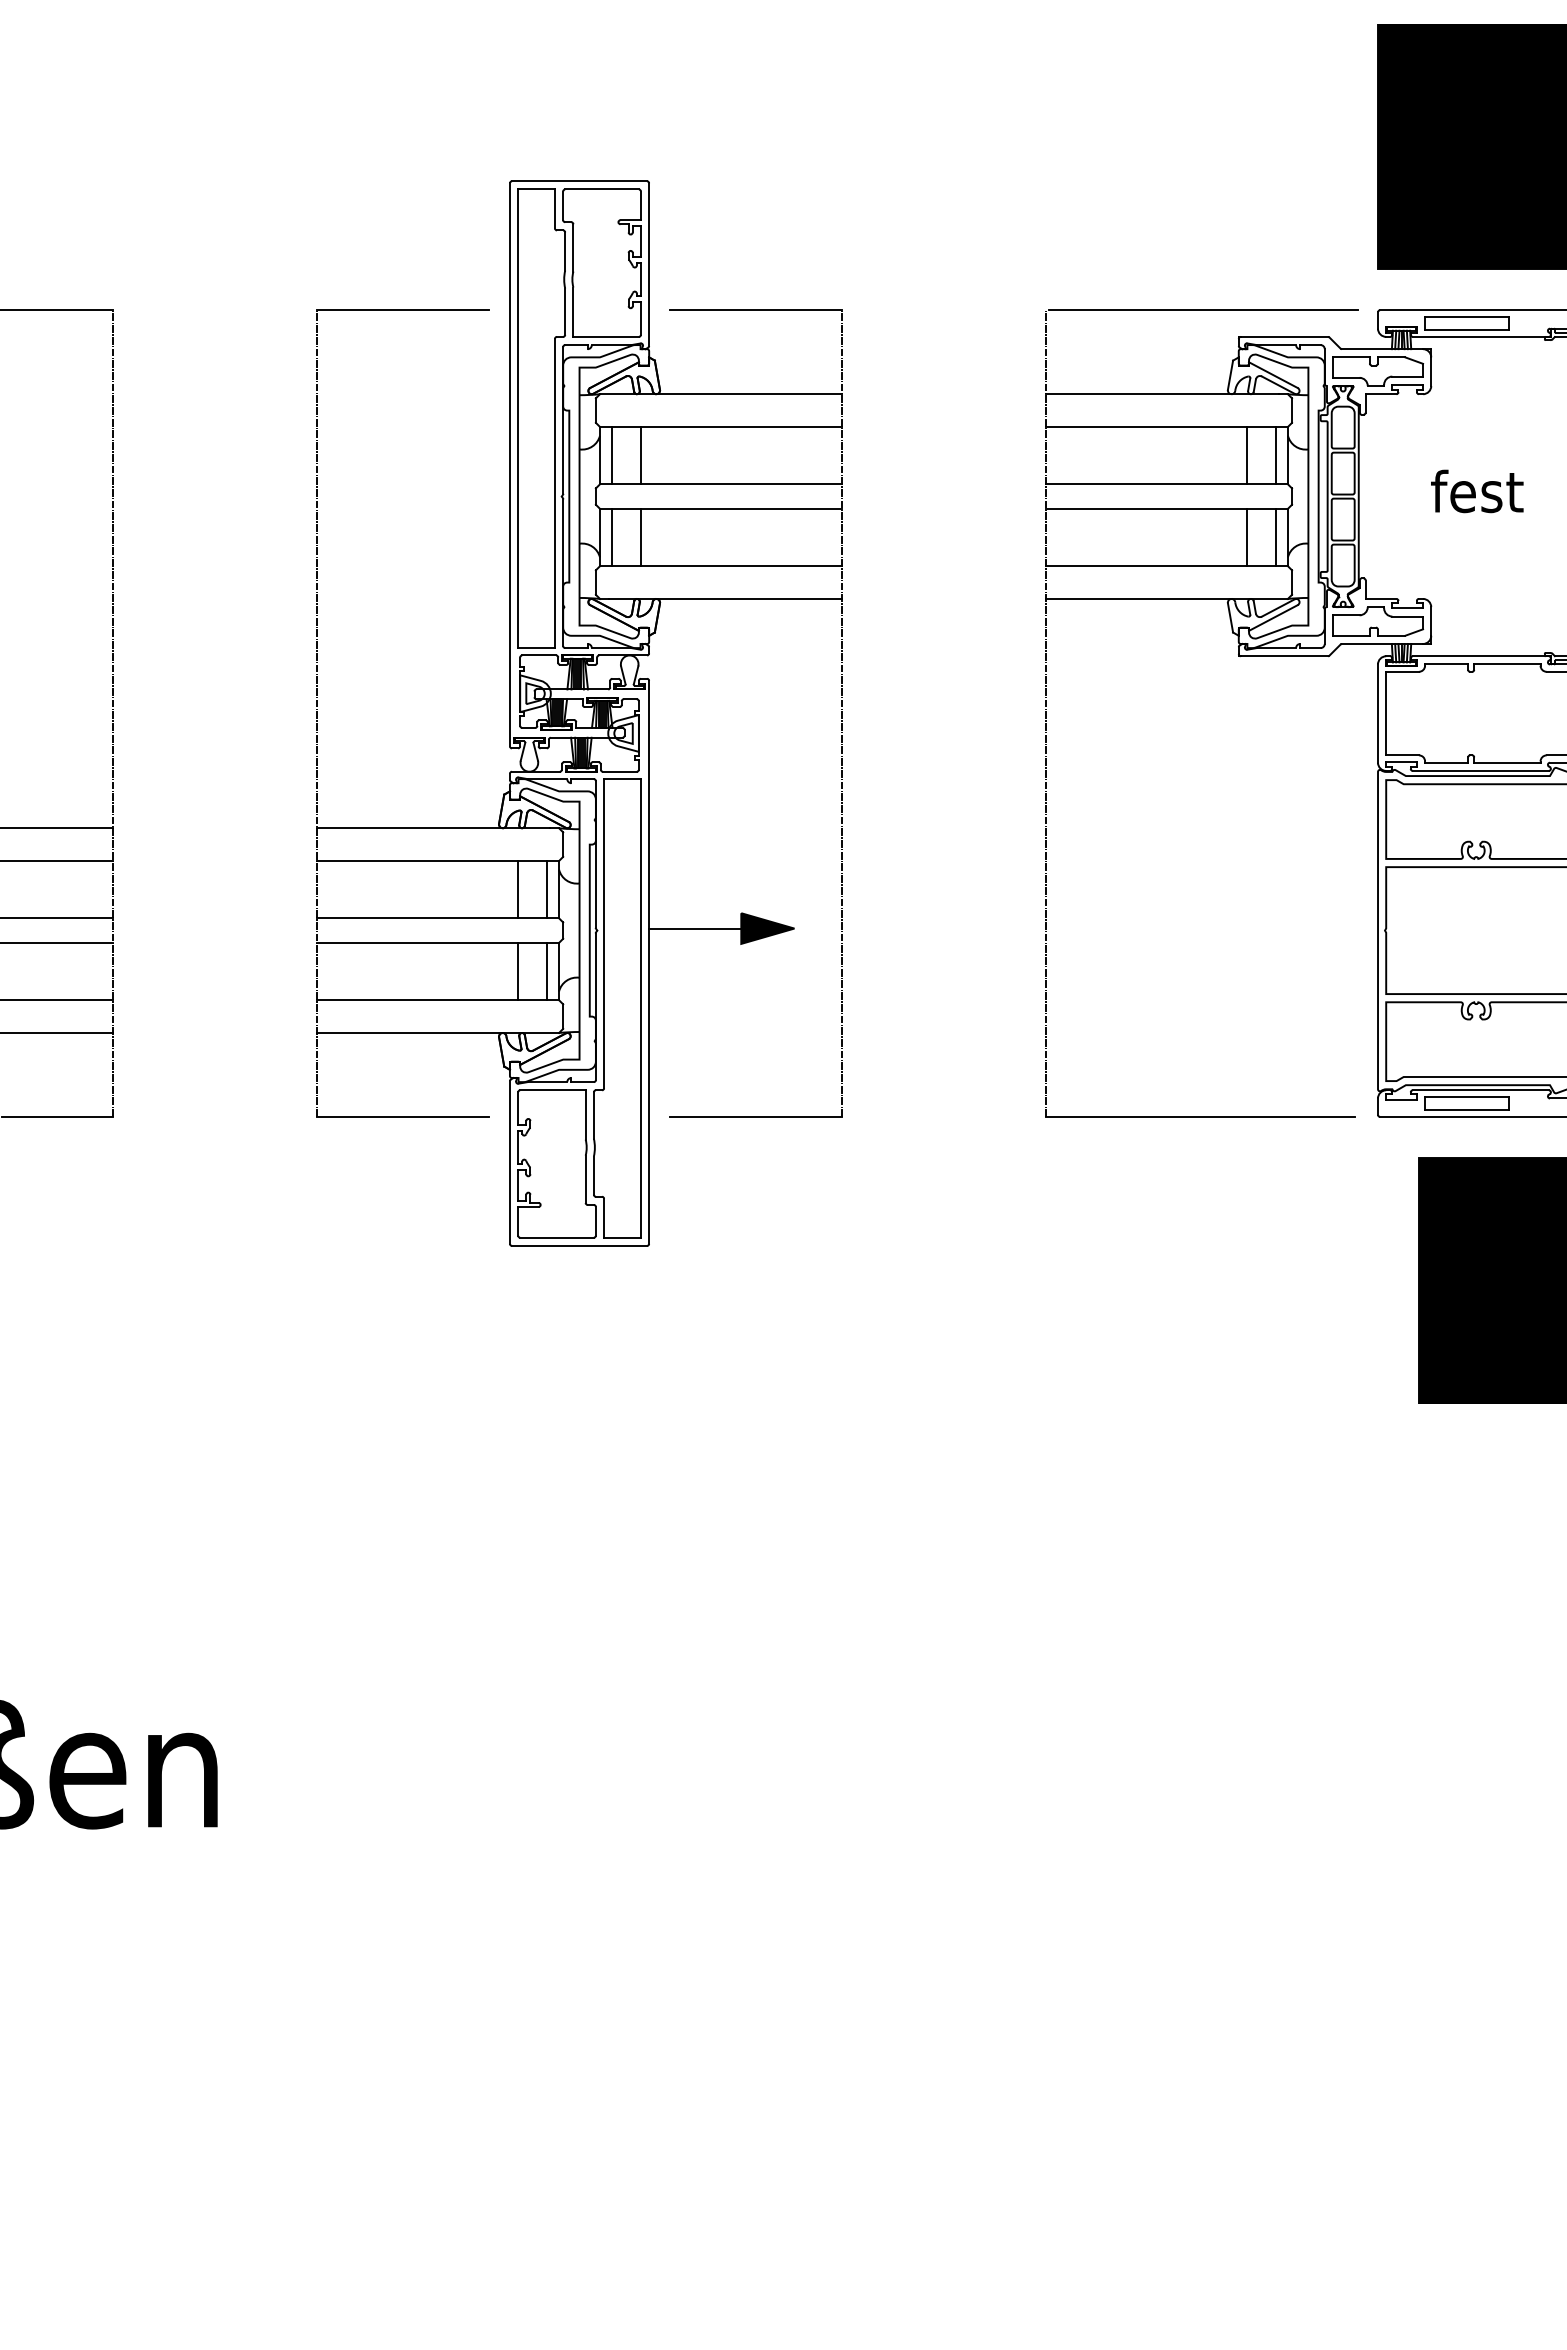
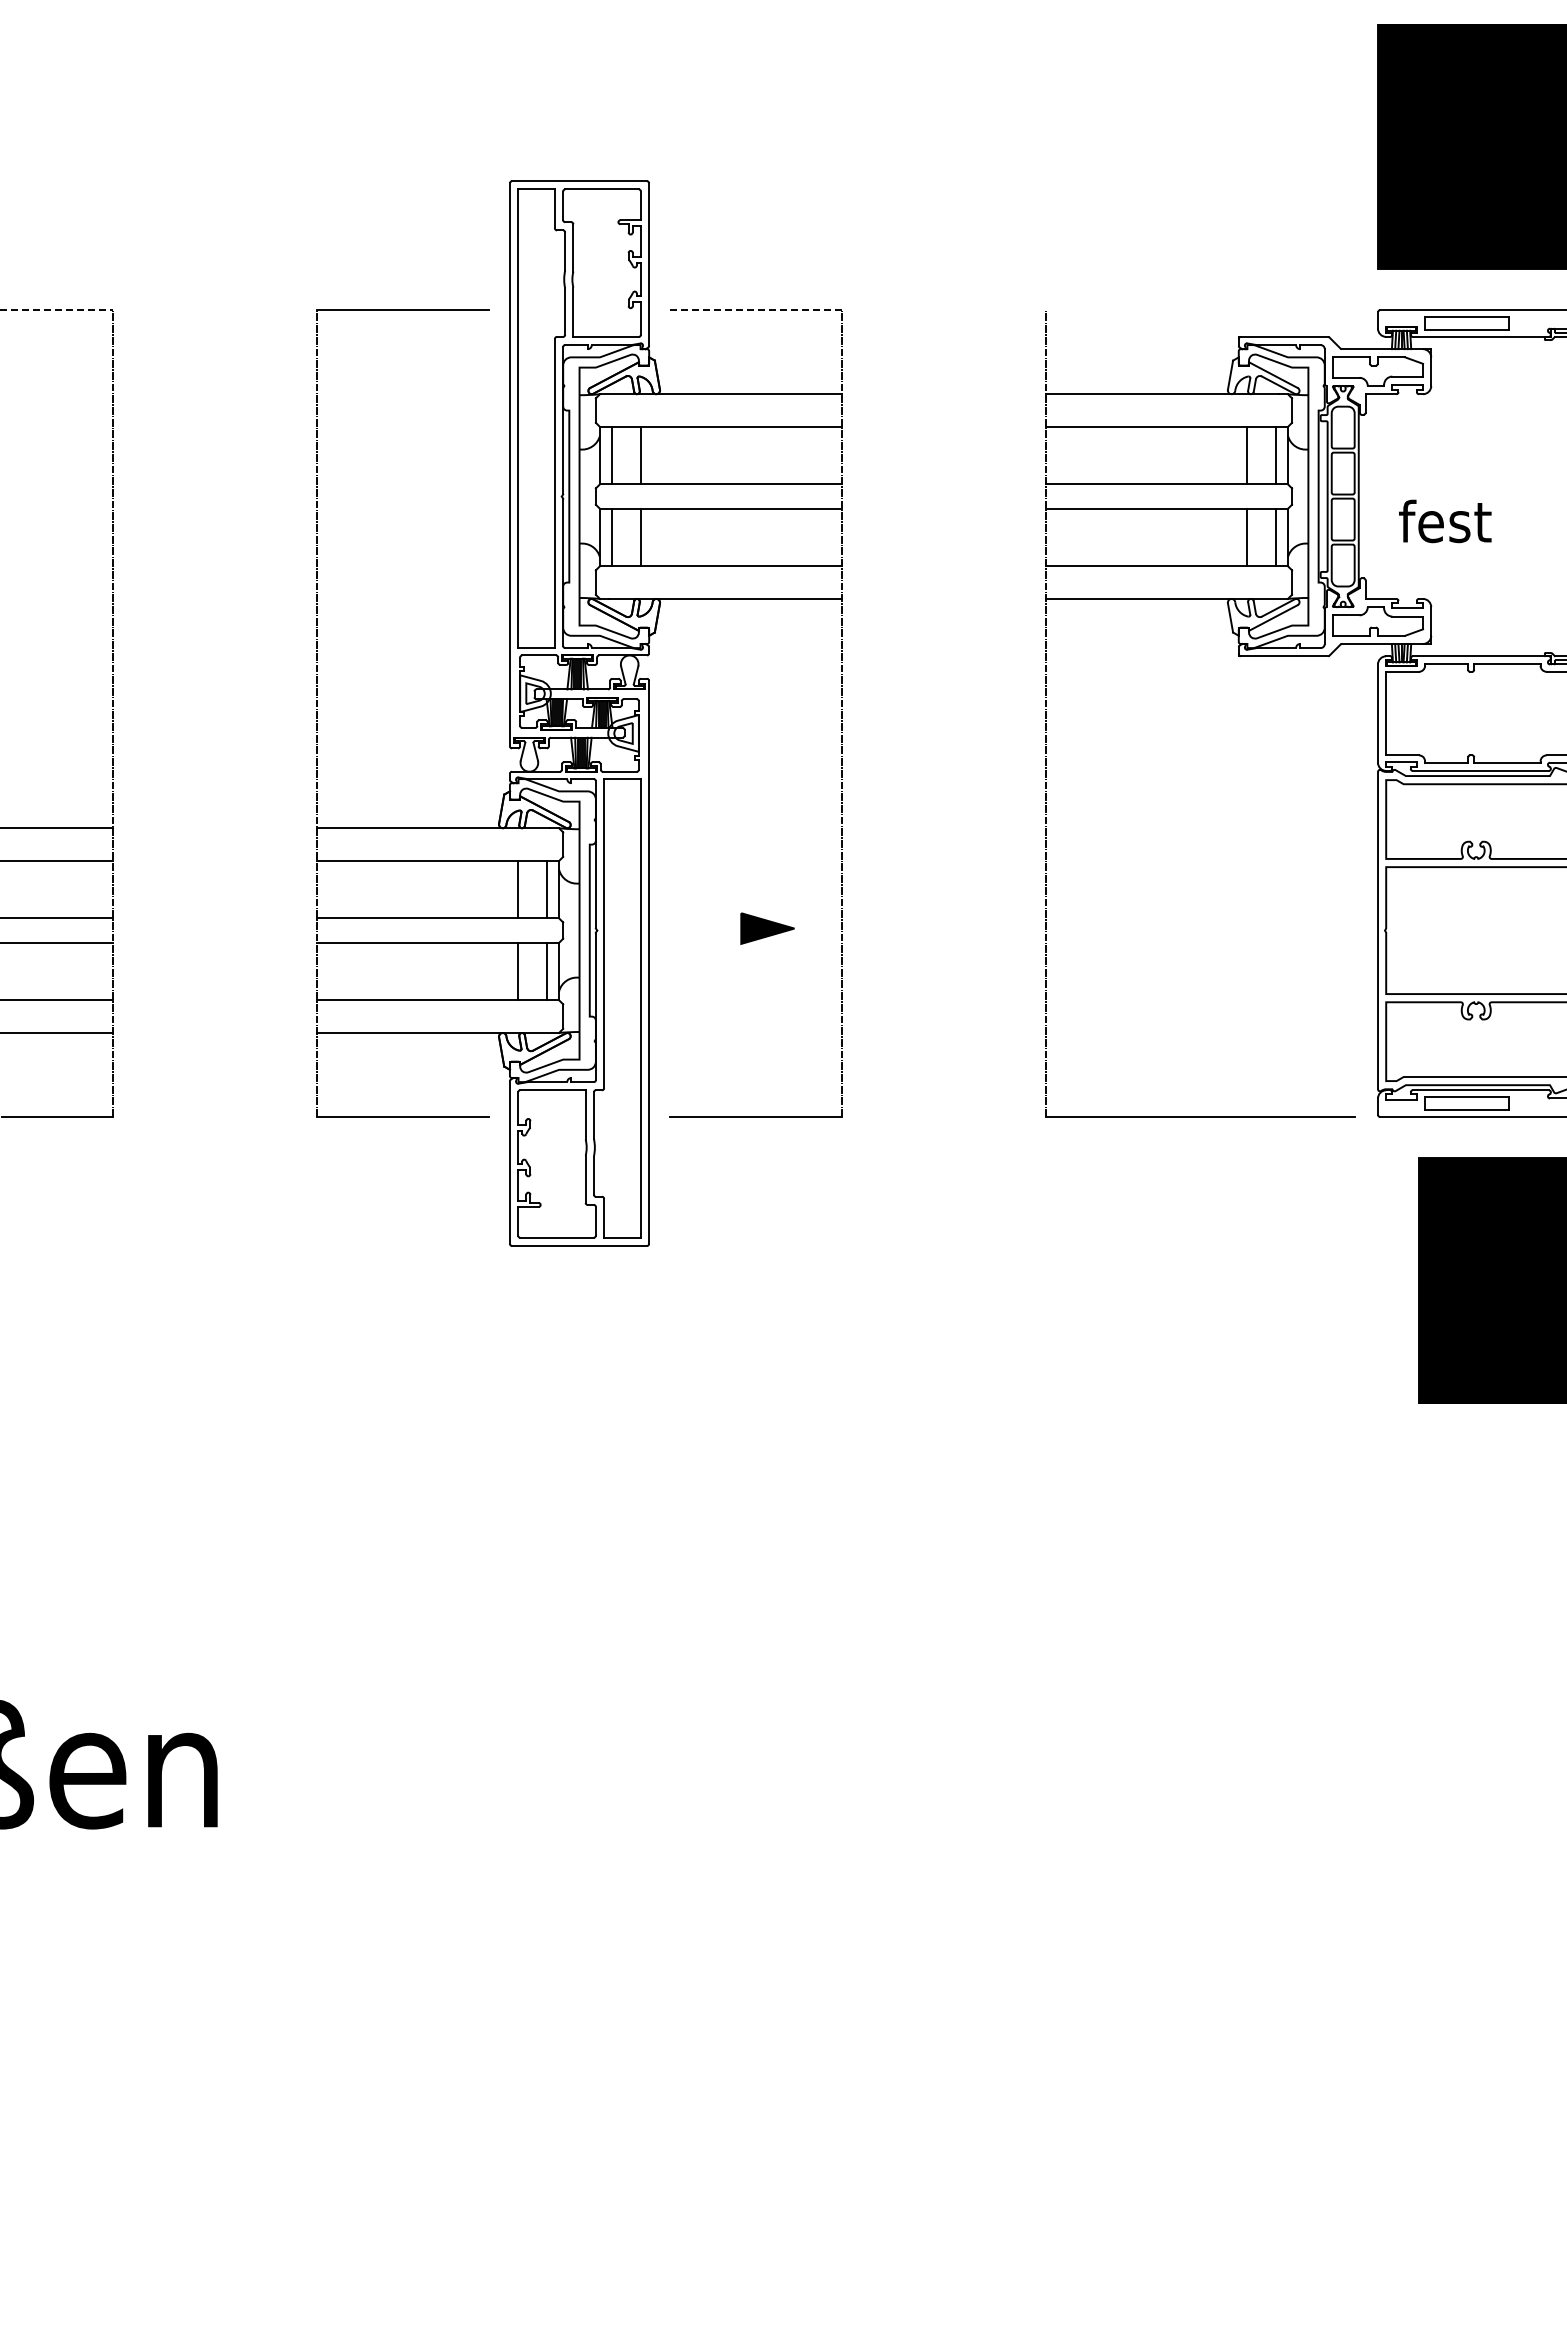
line: solid -> dashed (56, 310)
line: solid -> dashed (755, 310)
line: present -> none (1202, 310)
text position: (1477, 491) -> (1445, 521) (1445, 521)
line: present -> none (695, 928)
